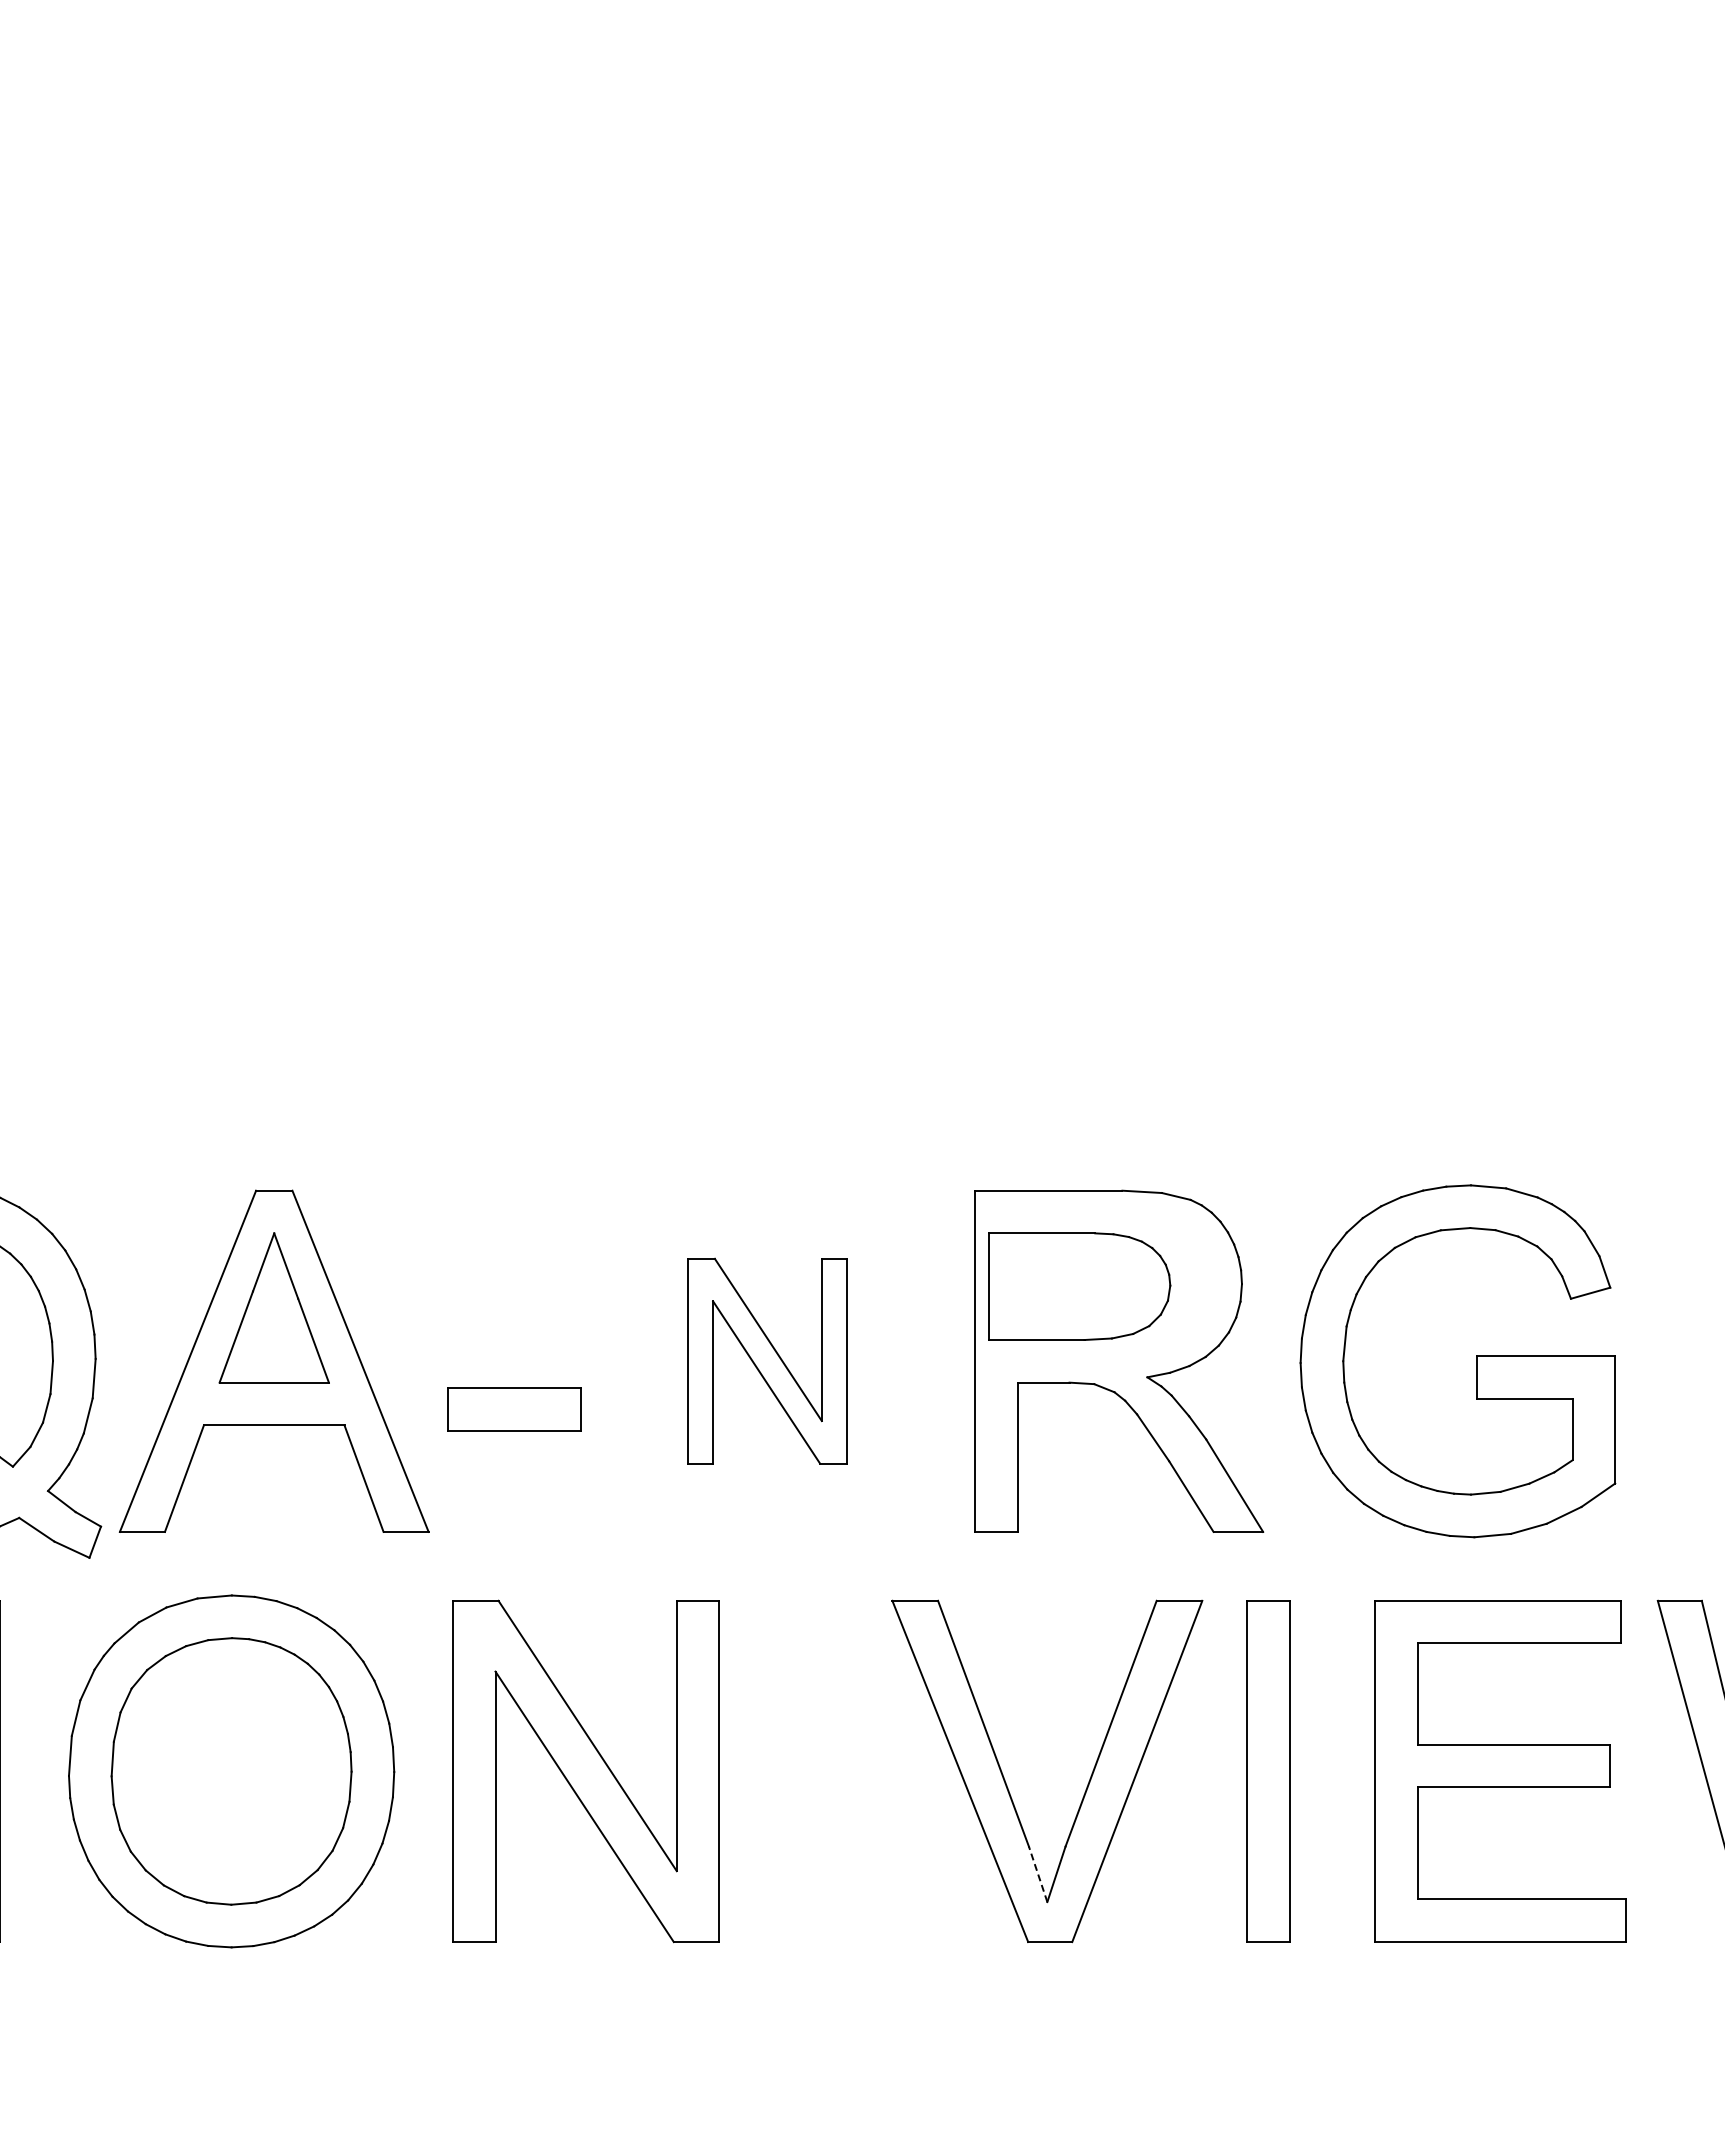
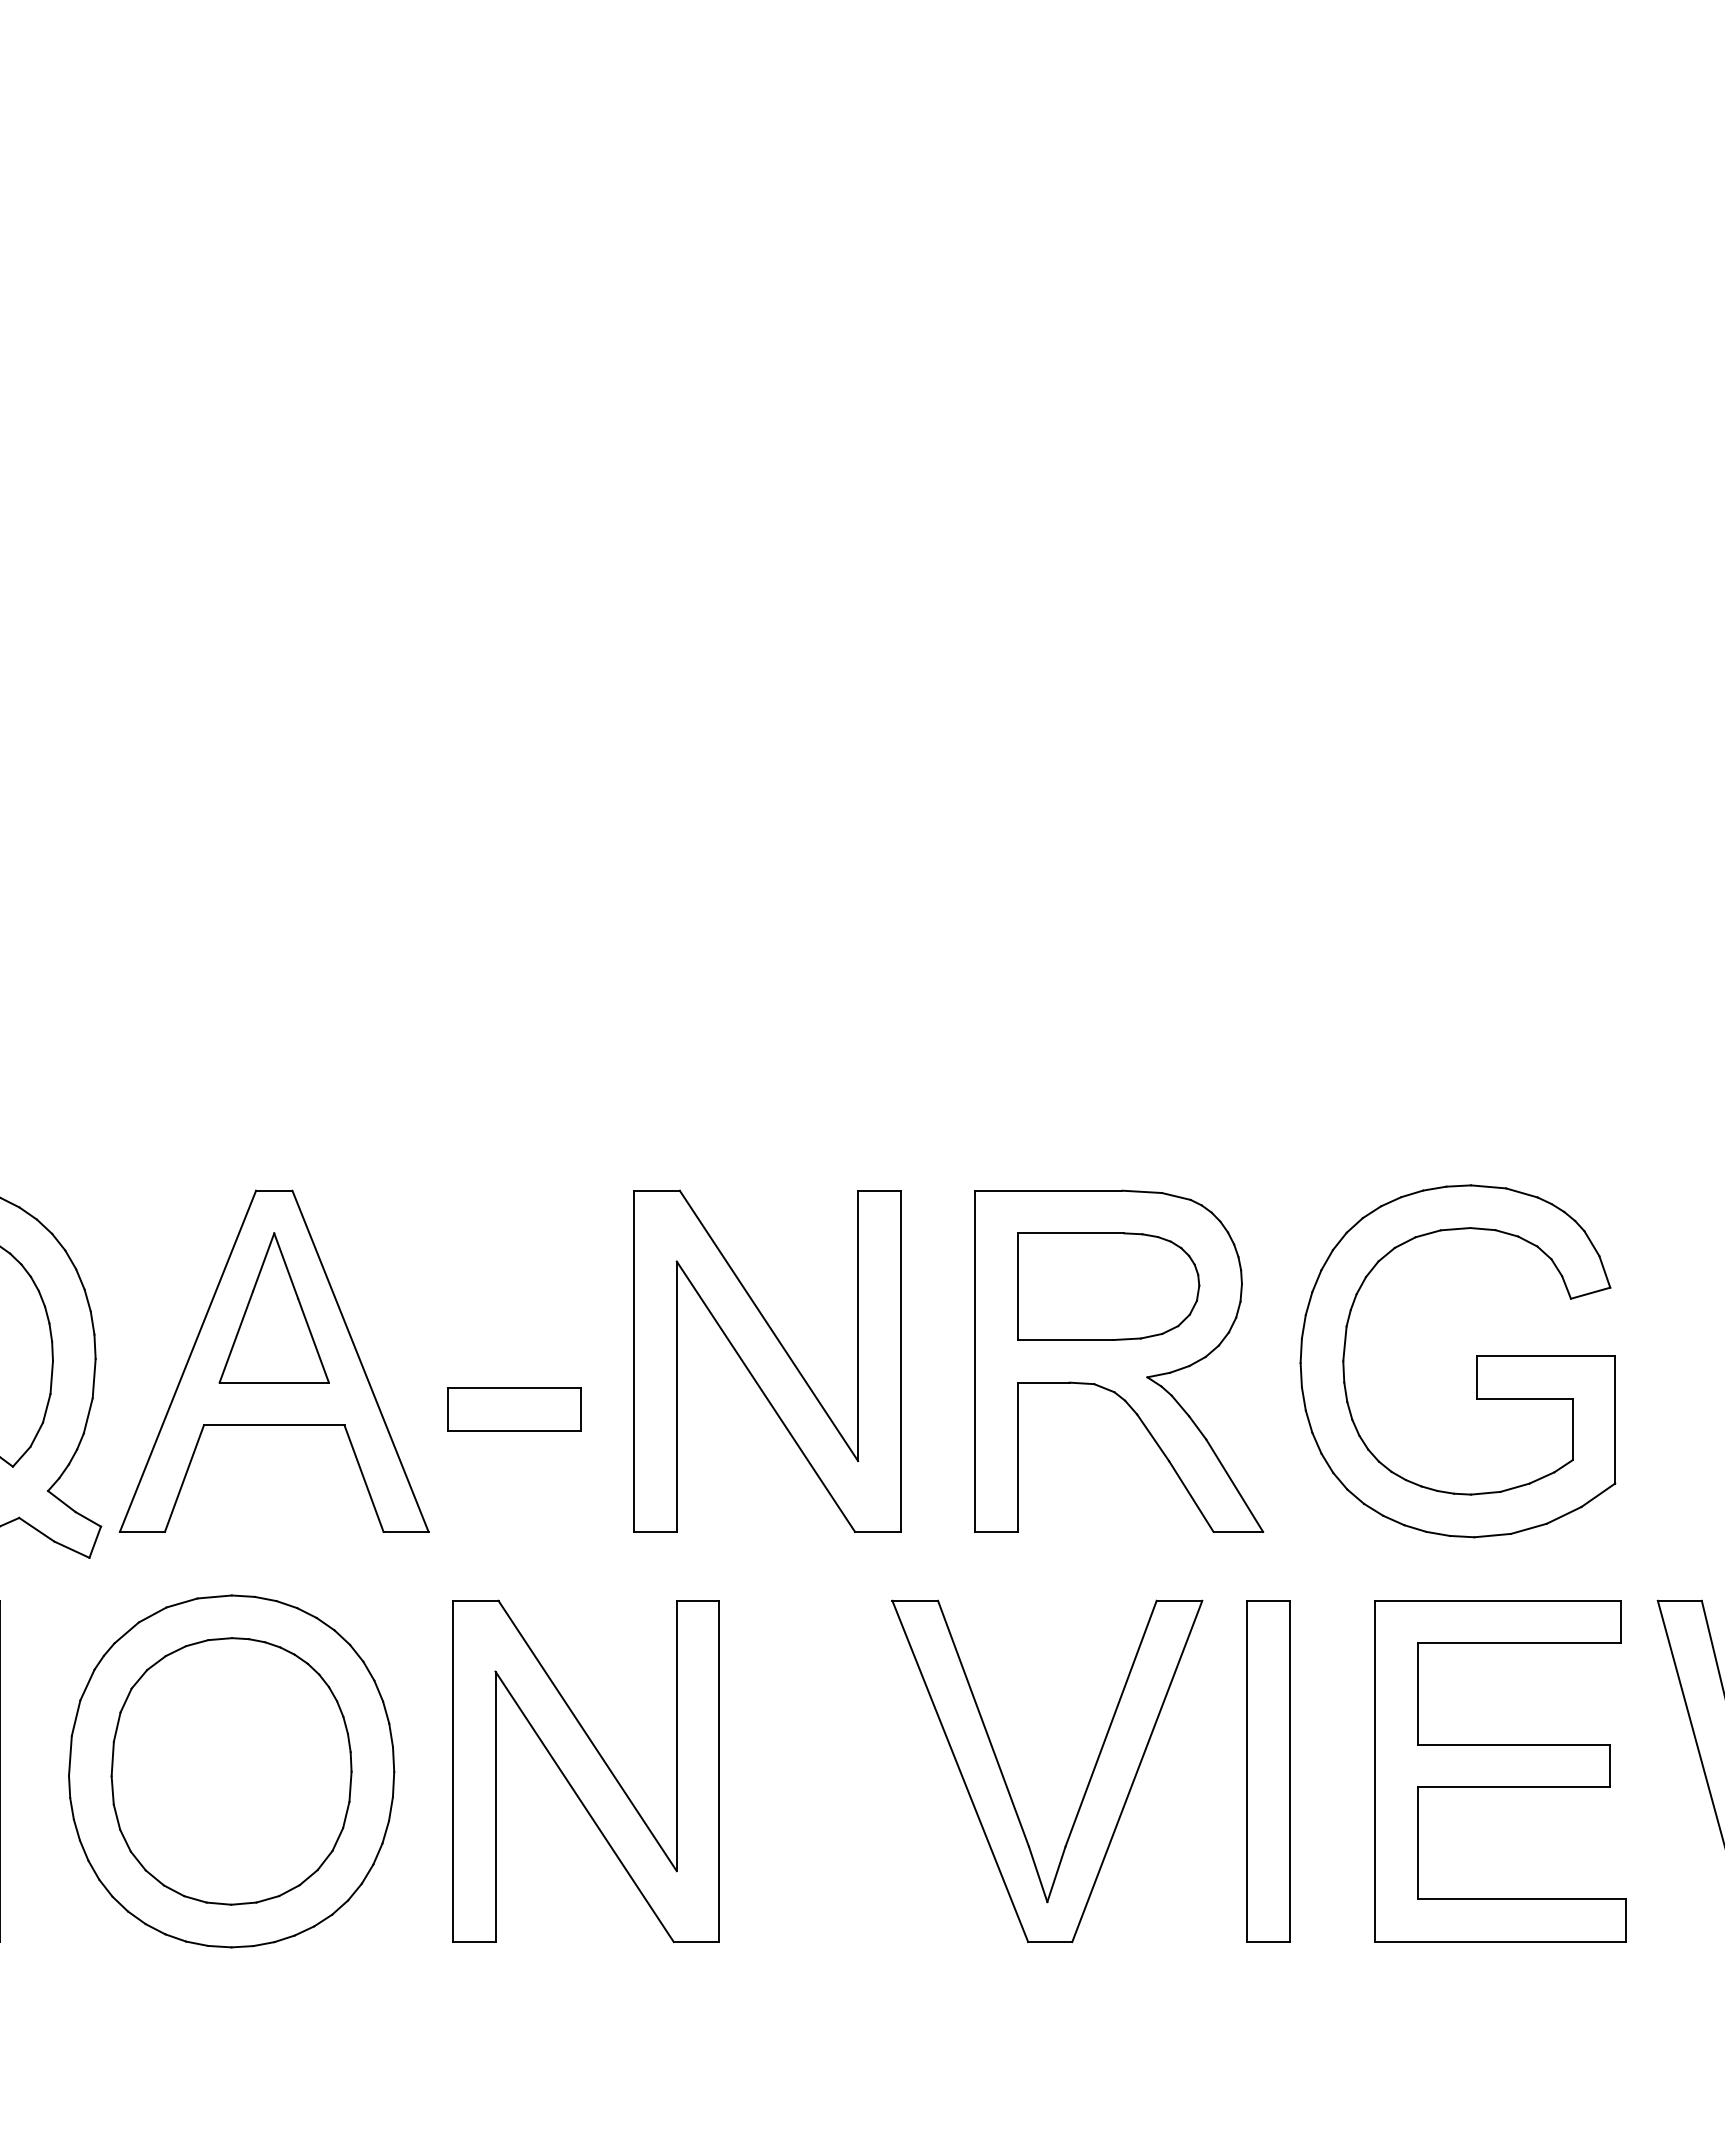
part position: (1079, 1286) -> (1108, 1286) (1108, 1286)
part size: 161x208 px -> 269x344 px (767, 1360)
line: dashed -> solid (1038, 1873)
